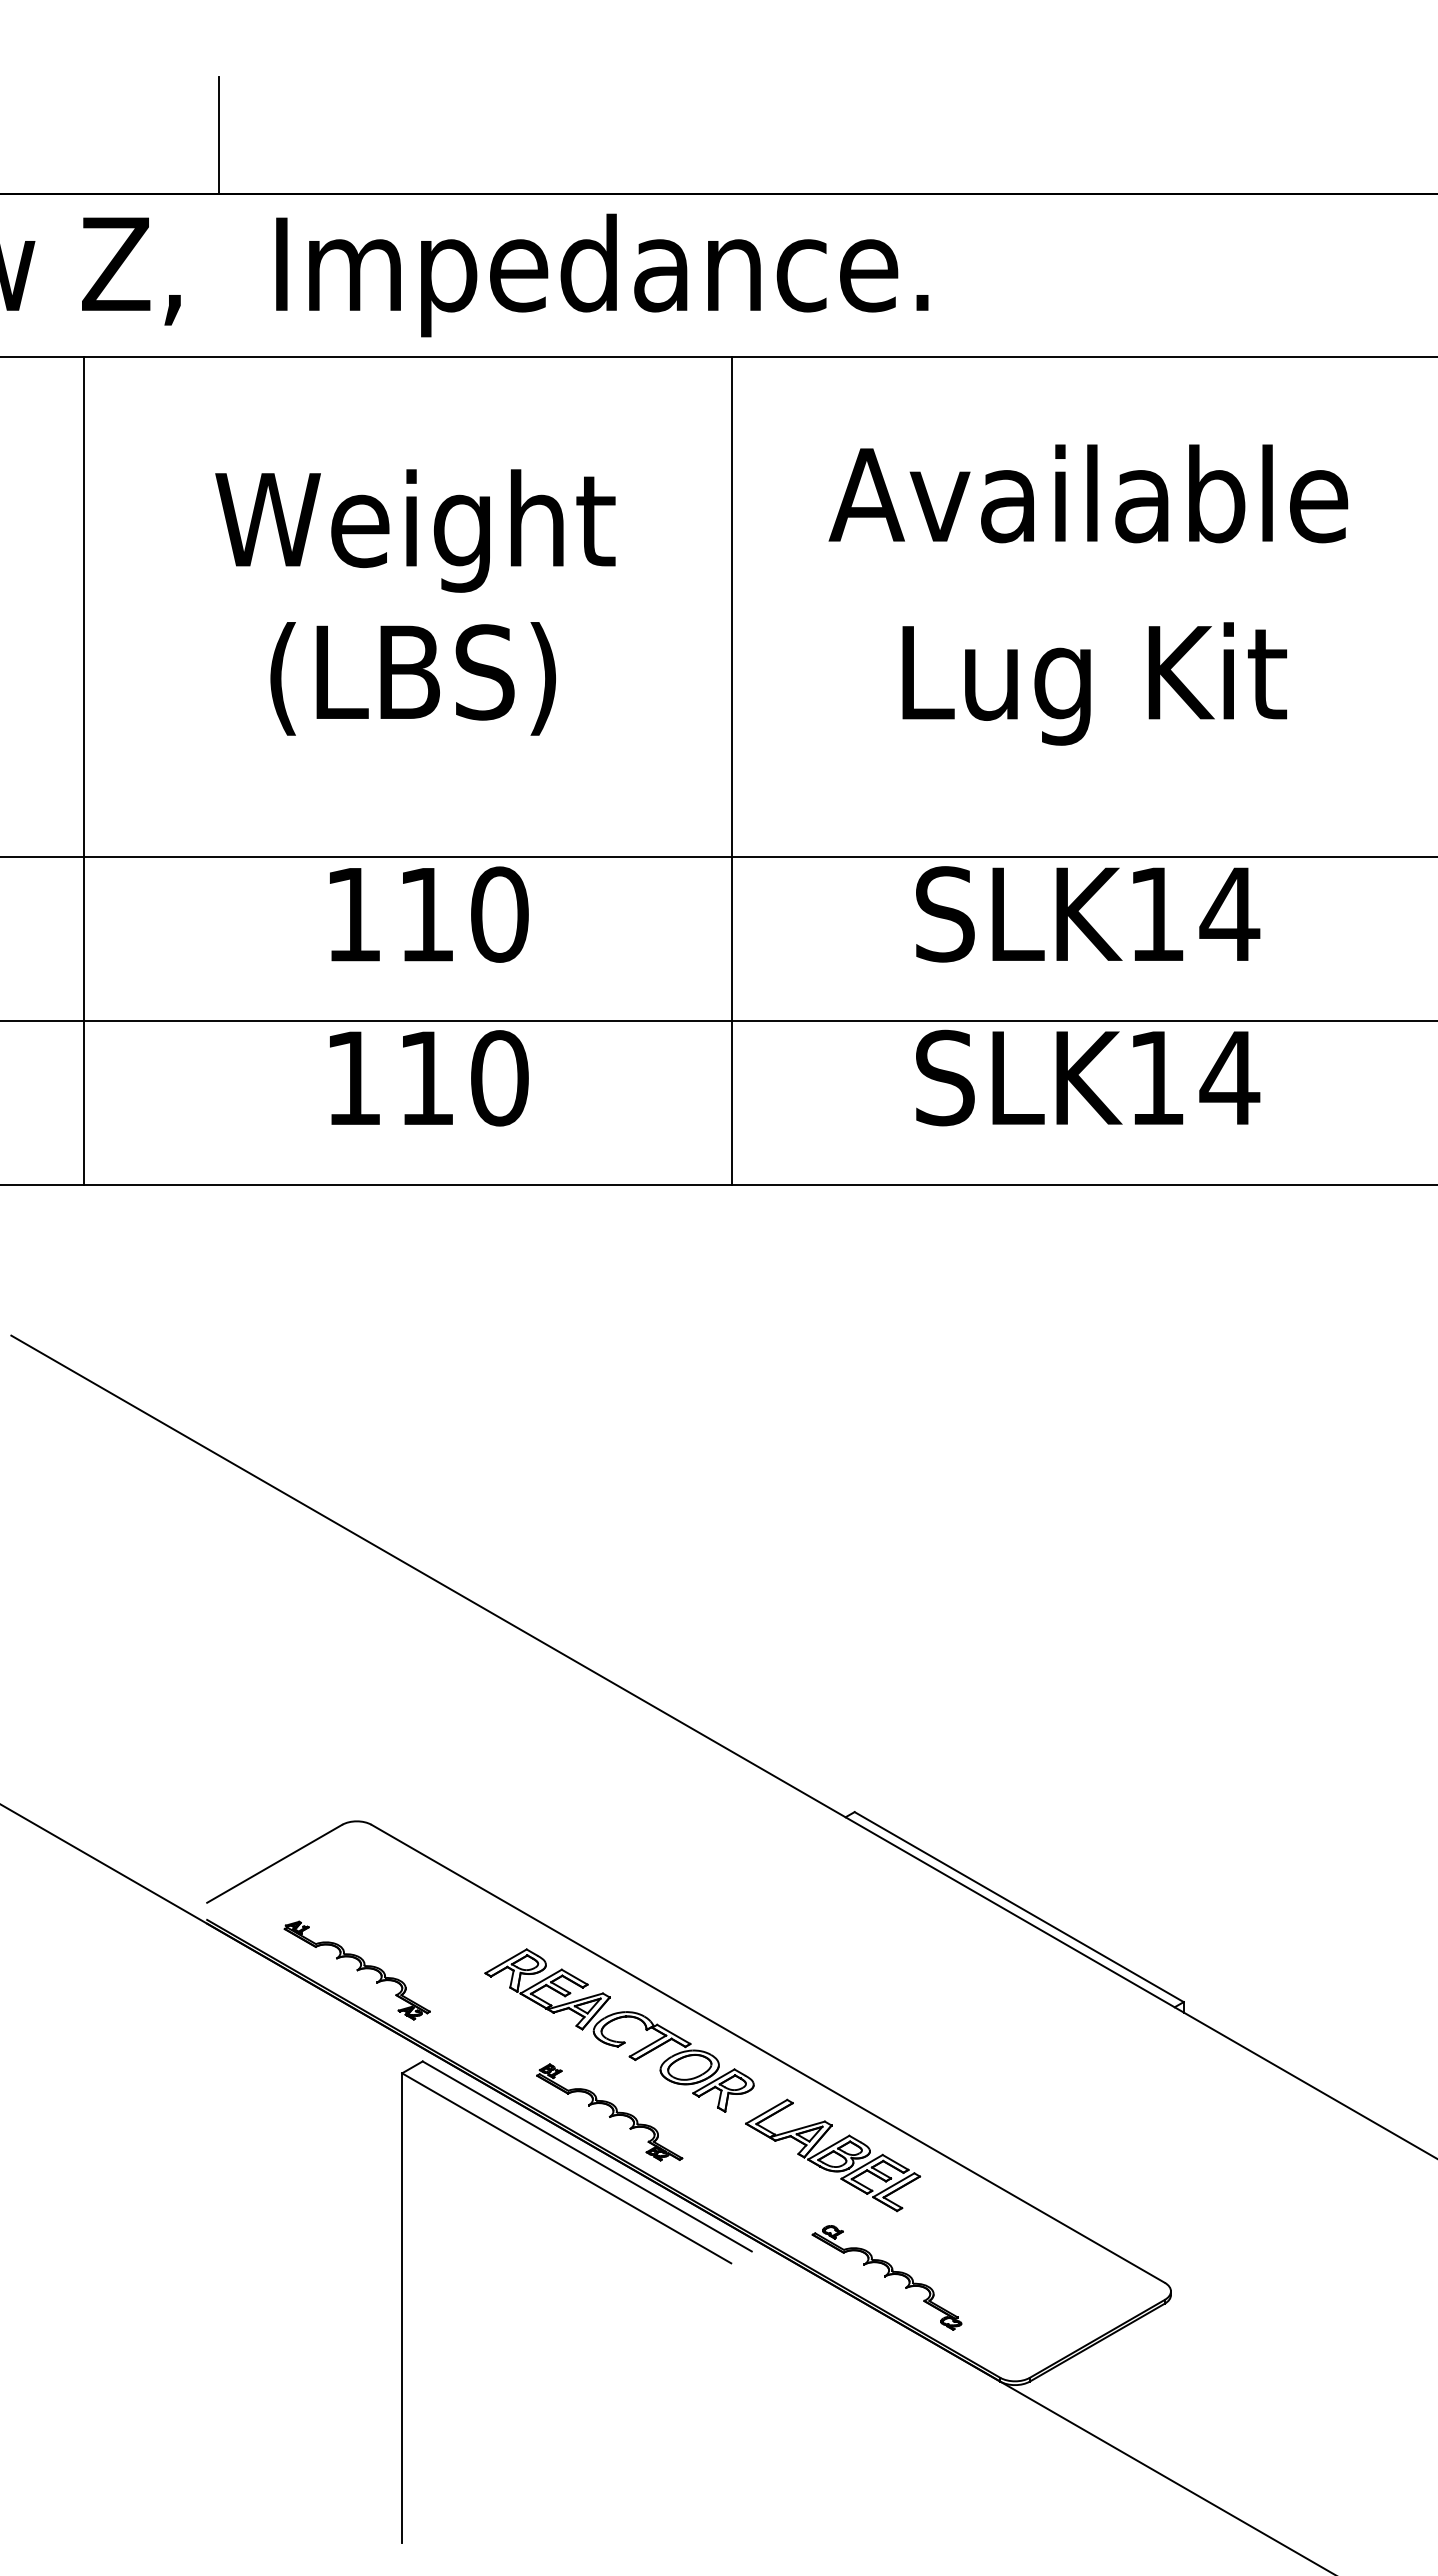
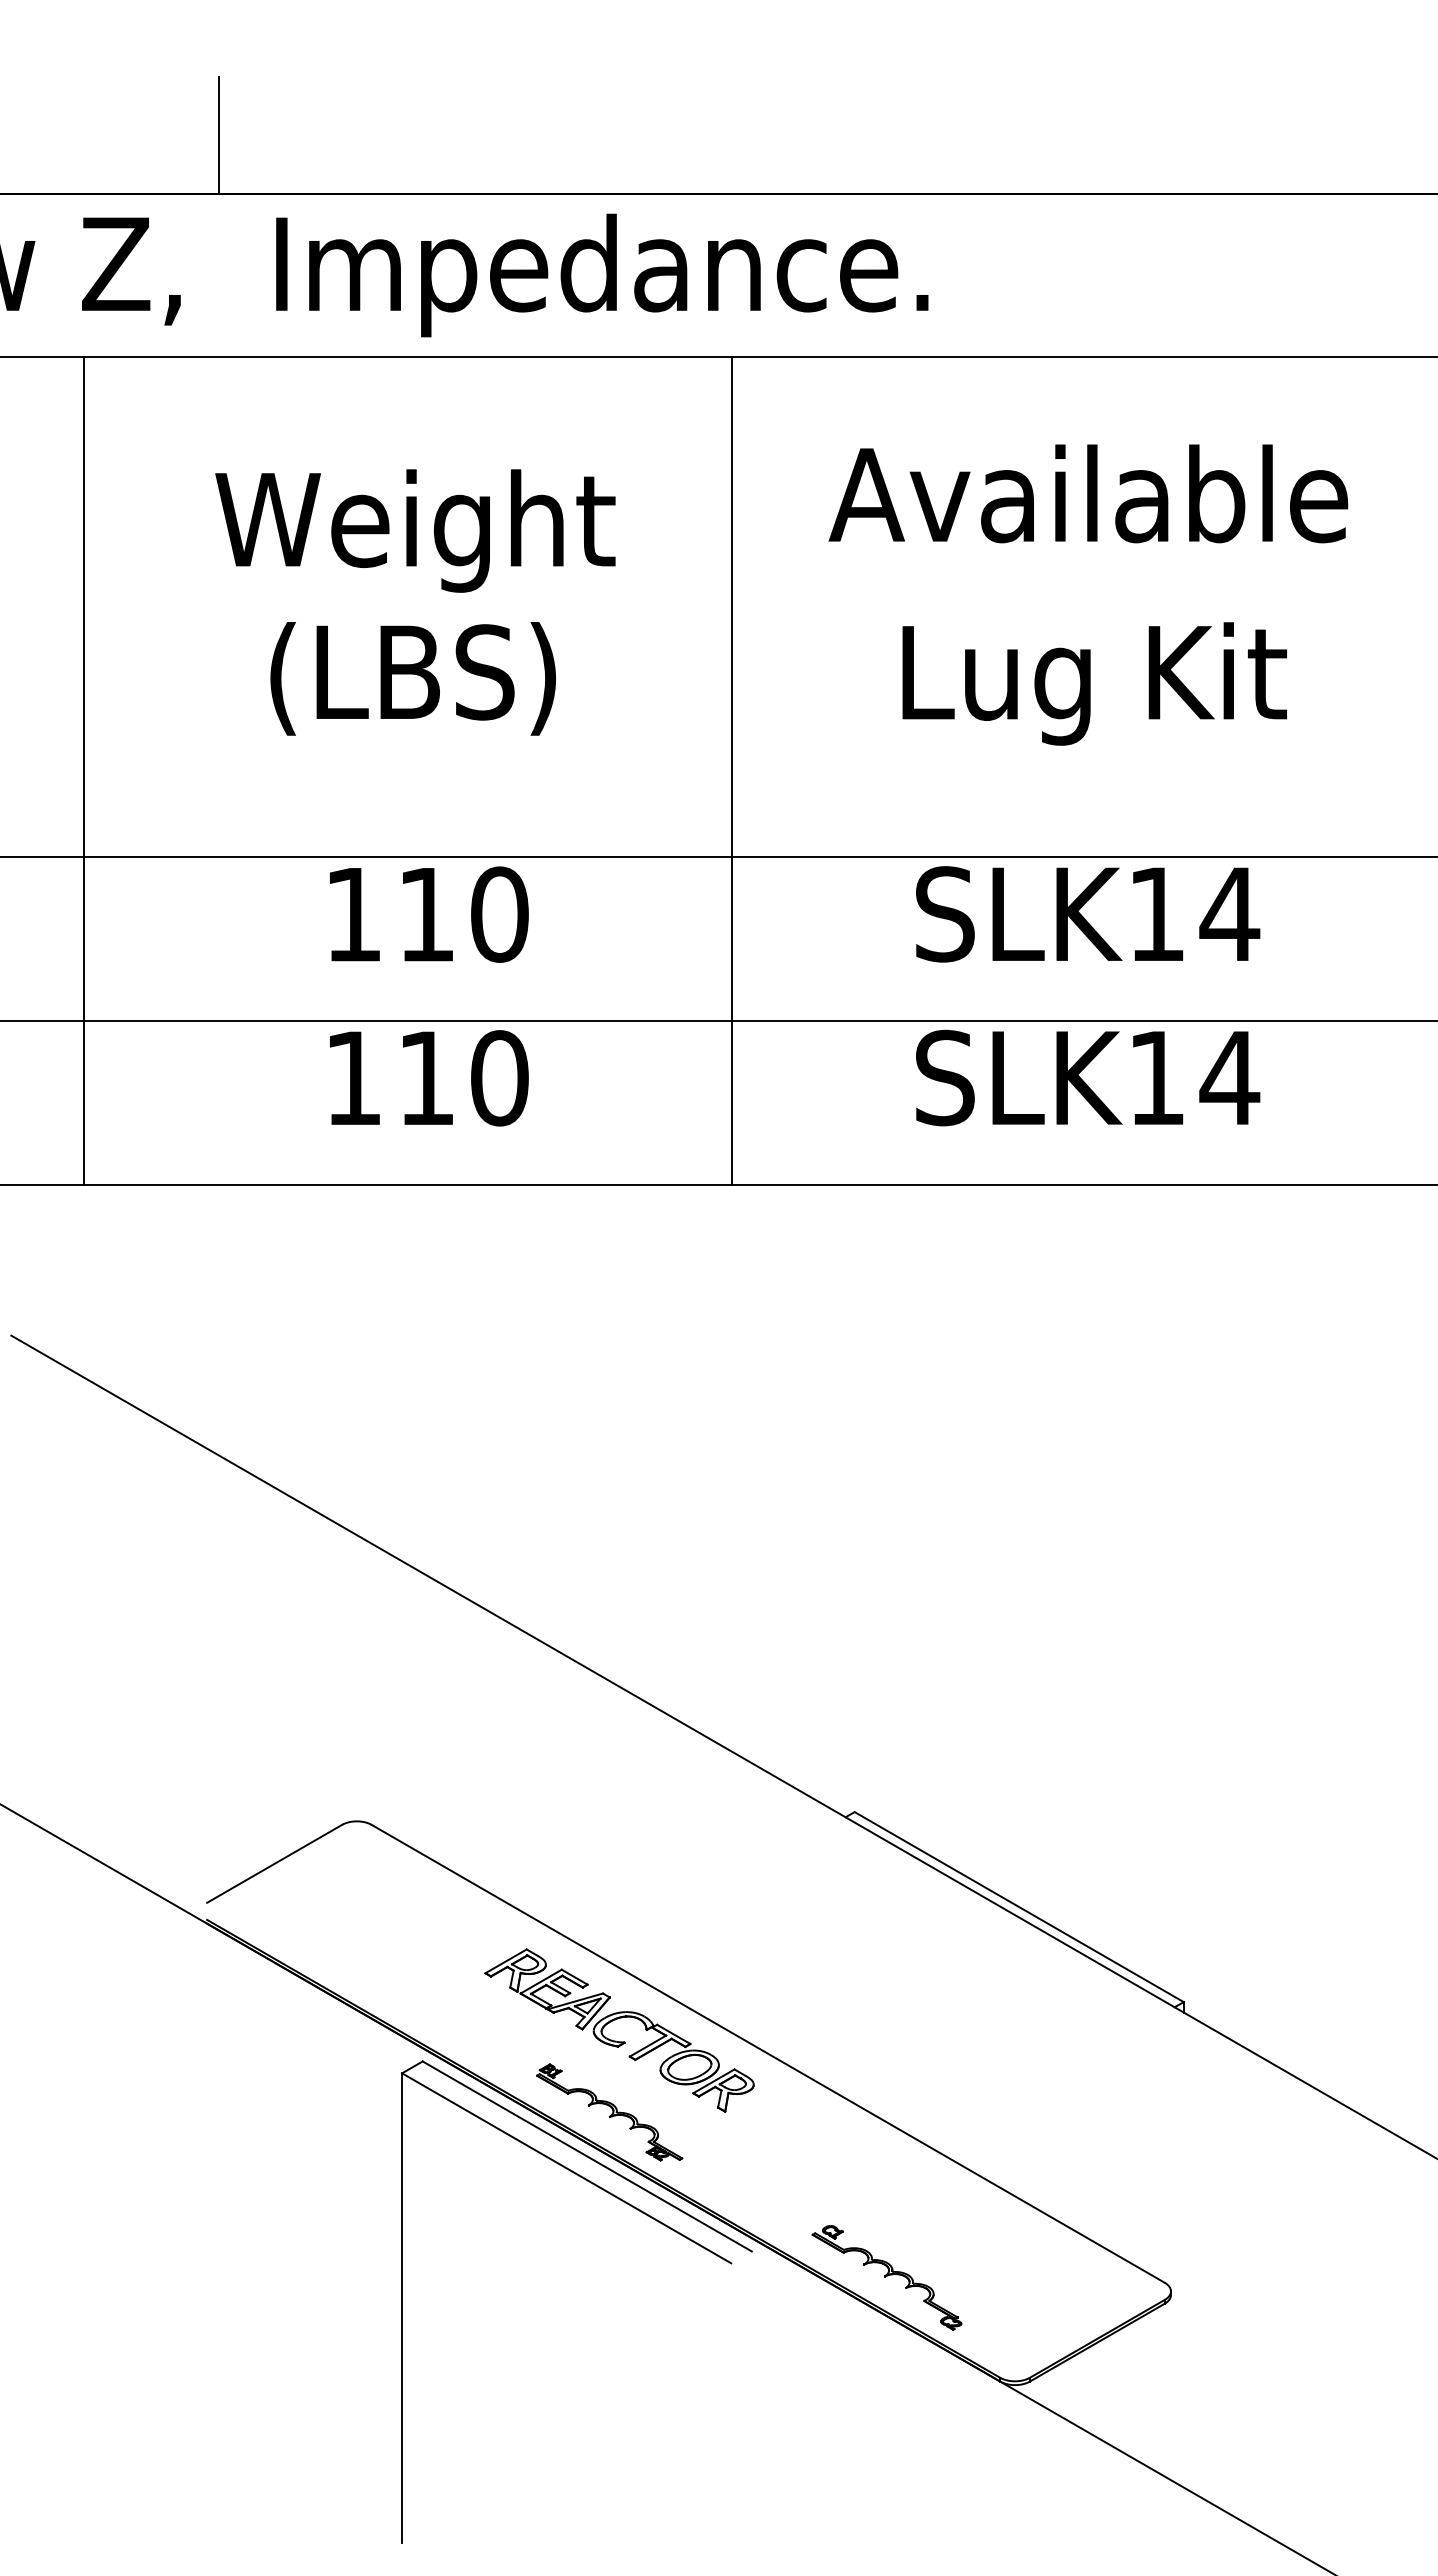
part: present -> none (356, 1970)
part: present -> none (833, 2155)
